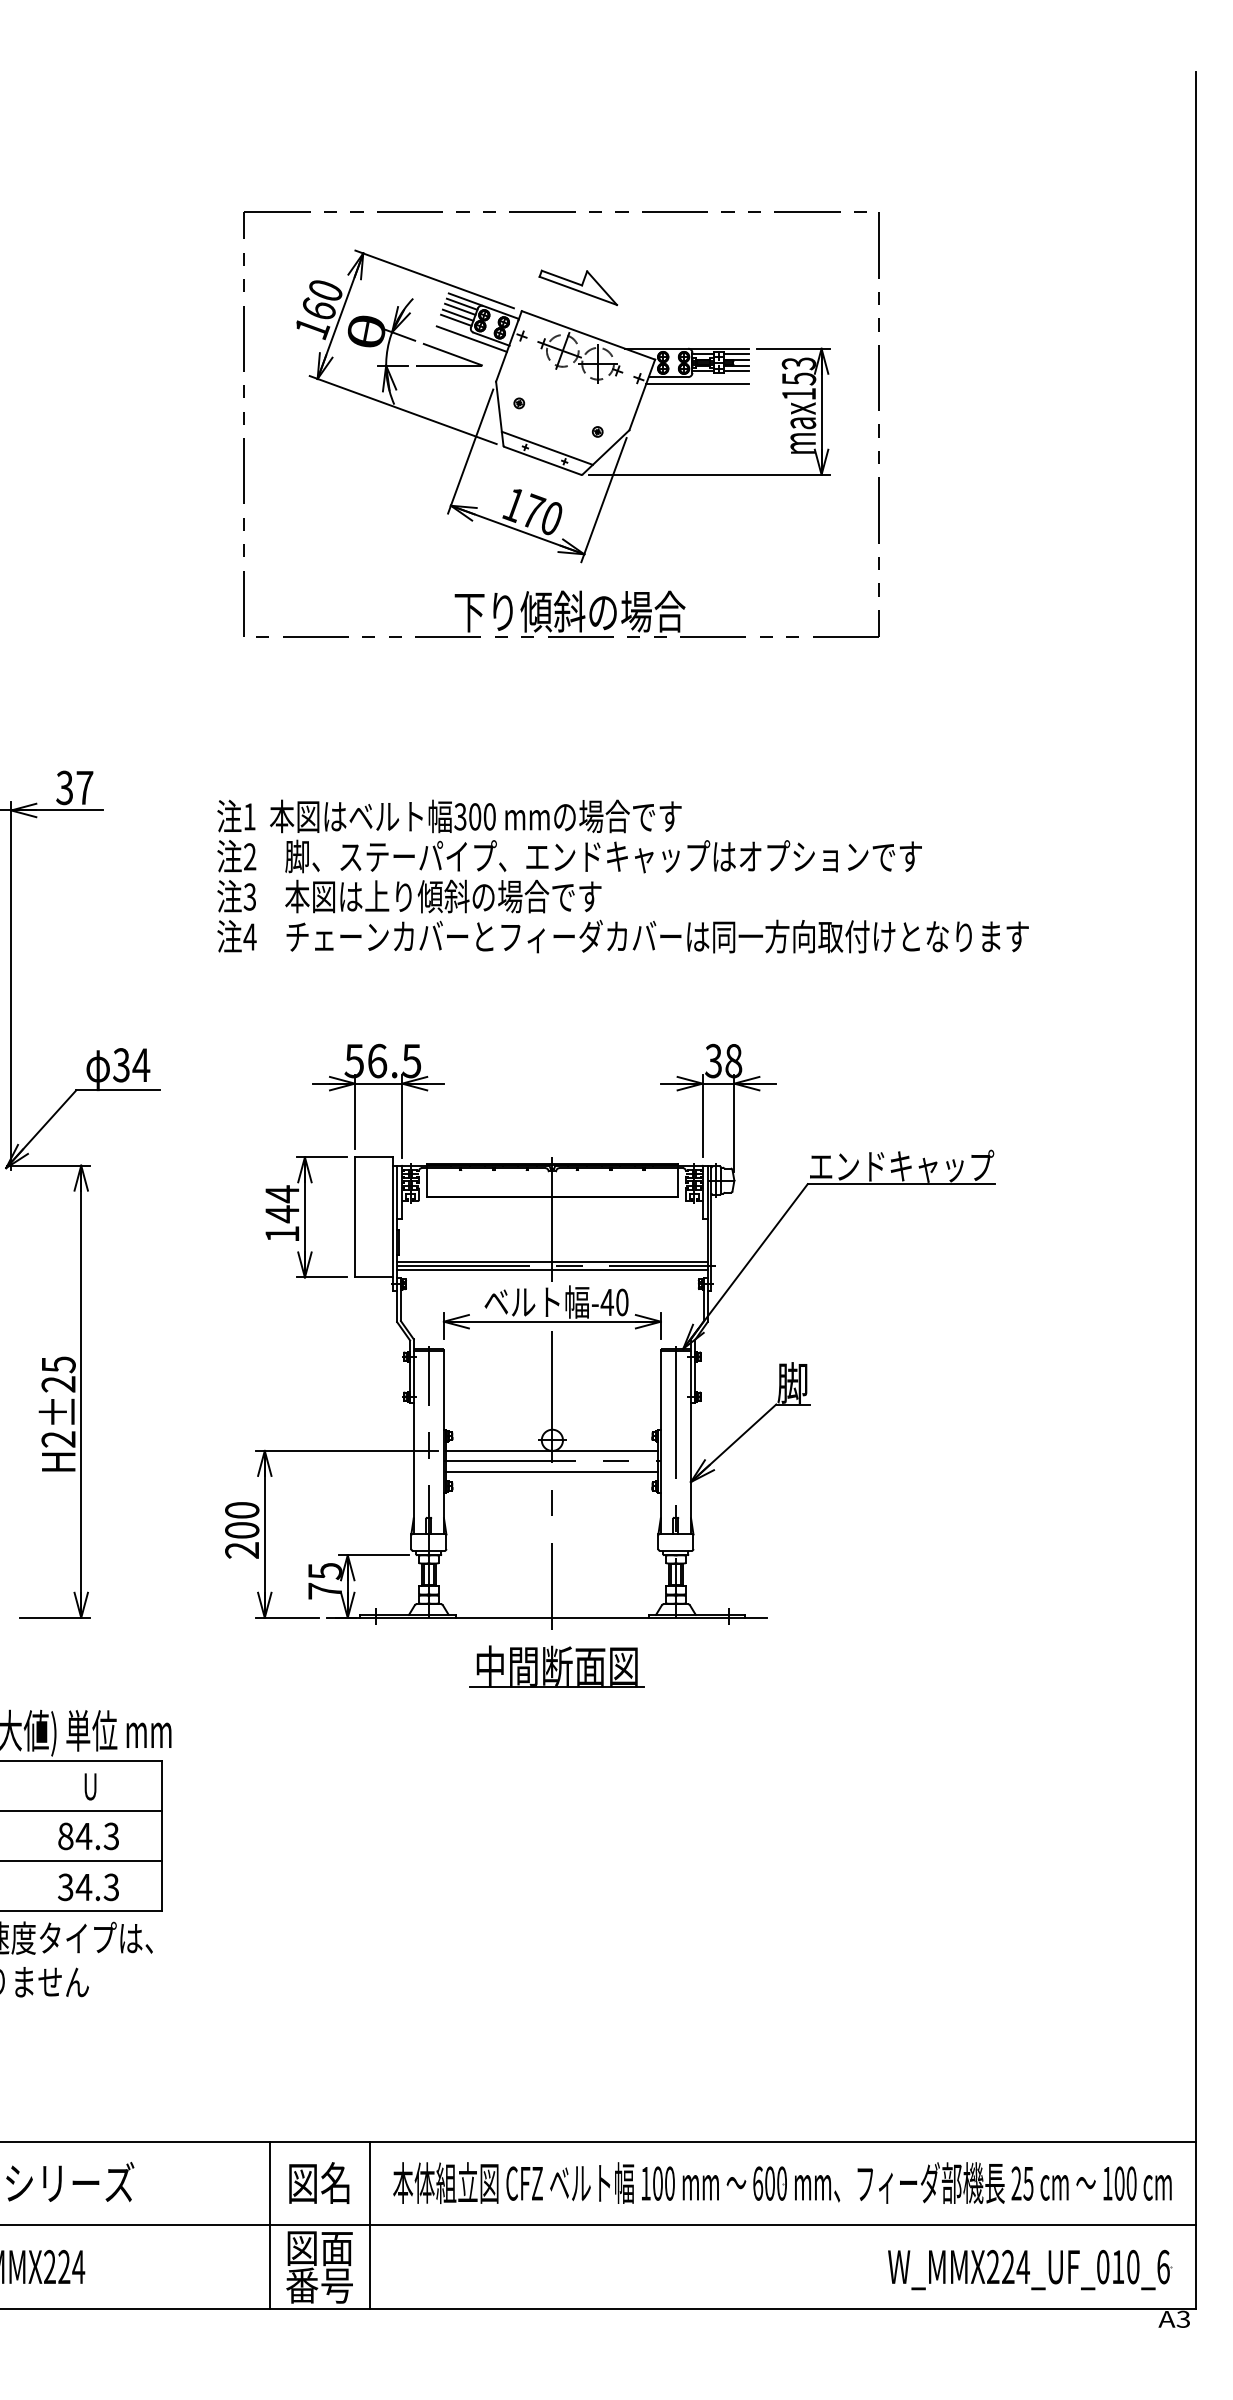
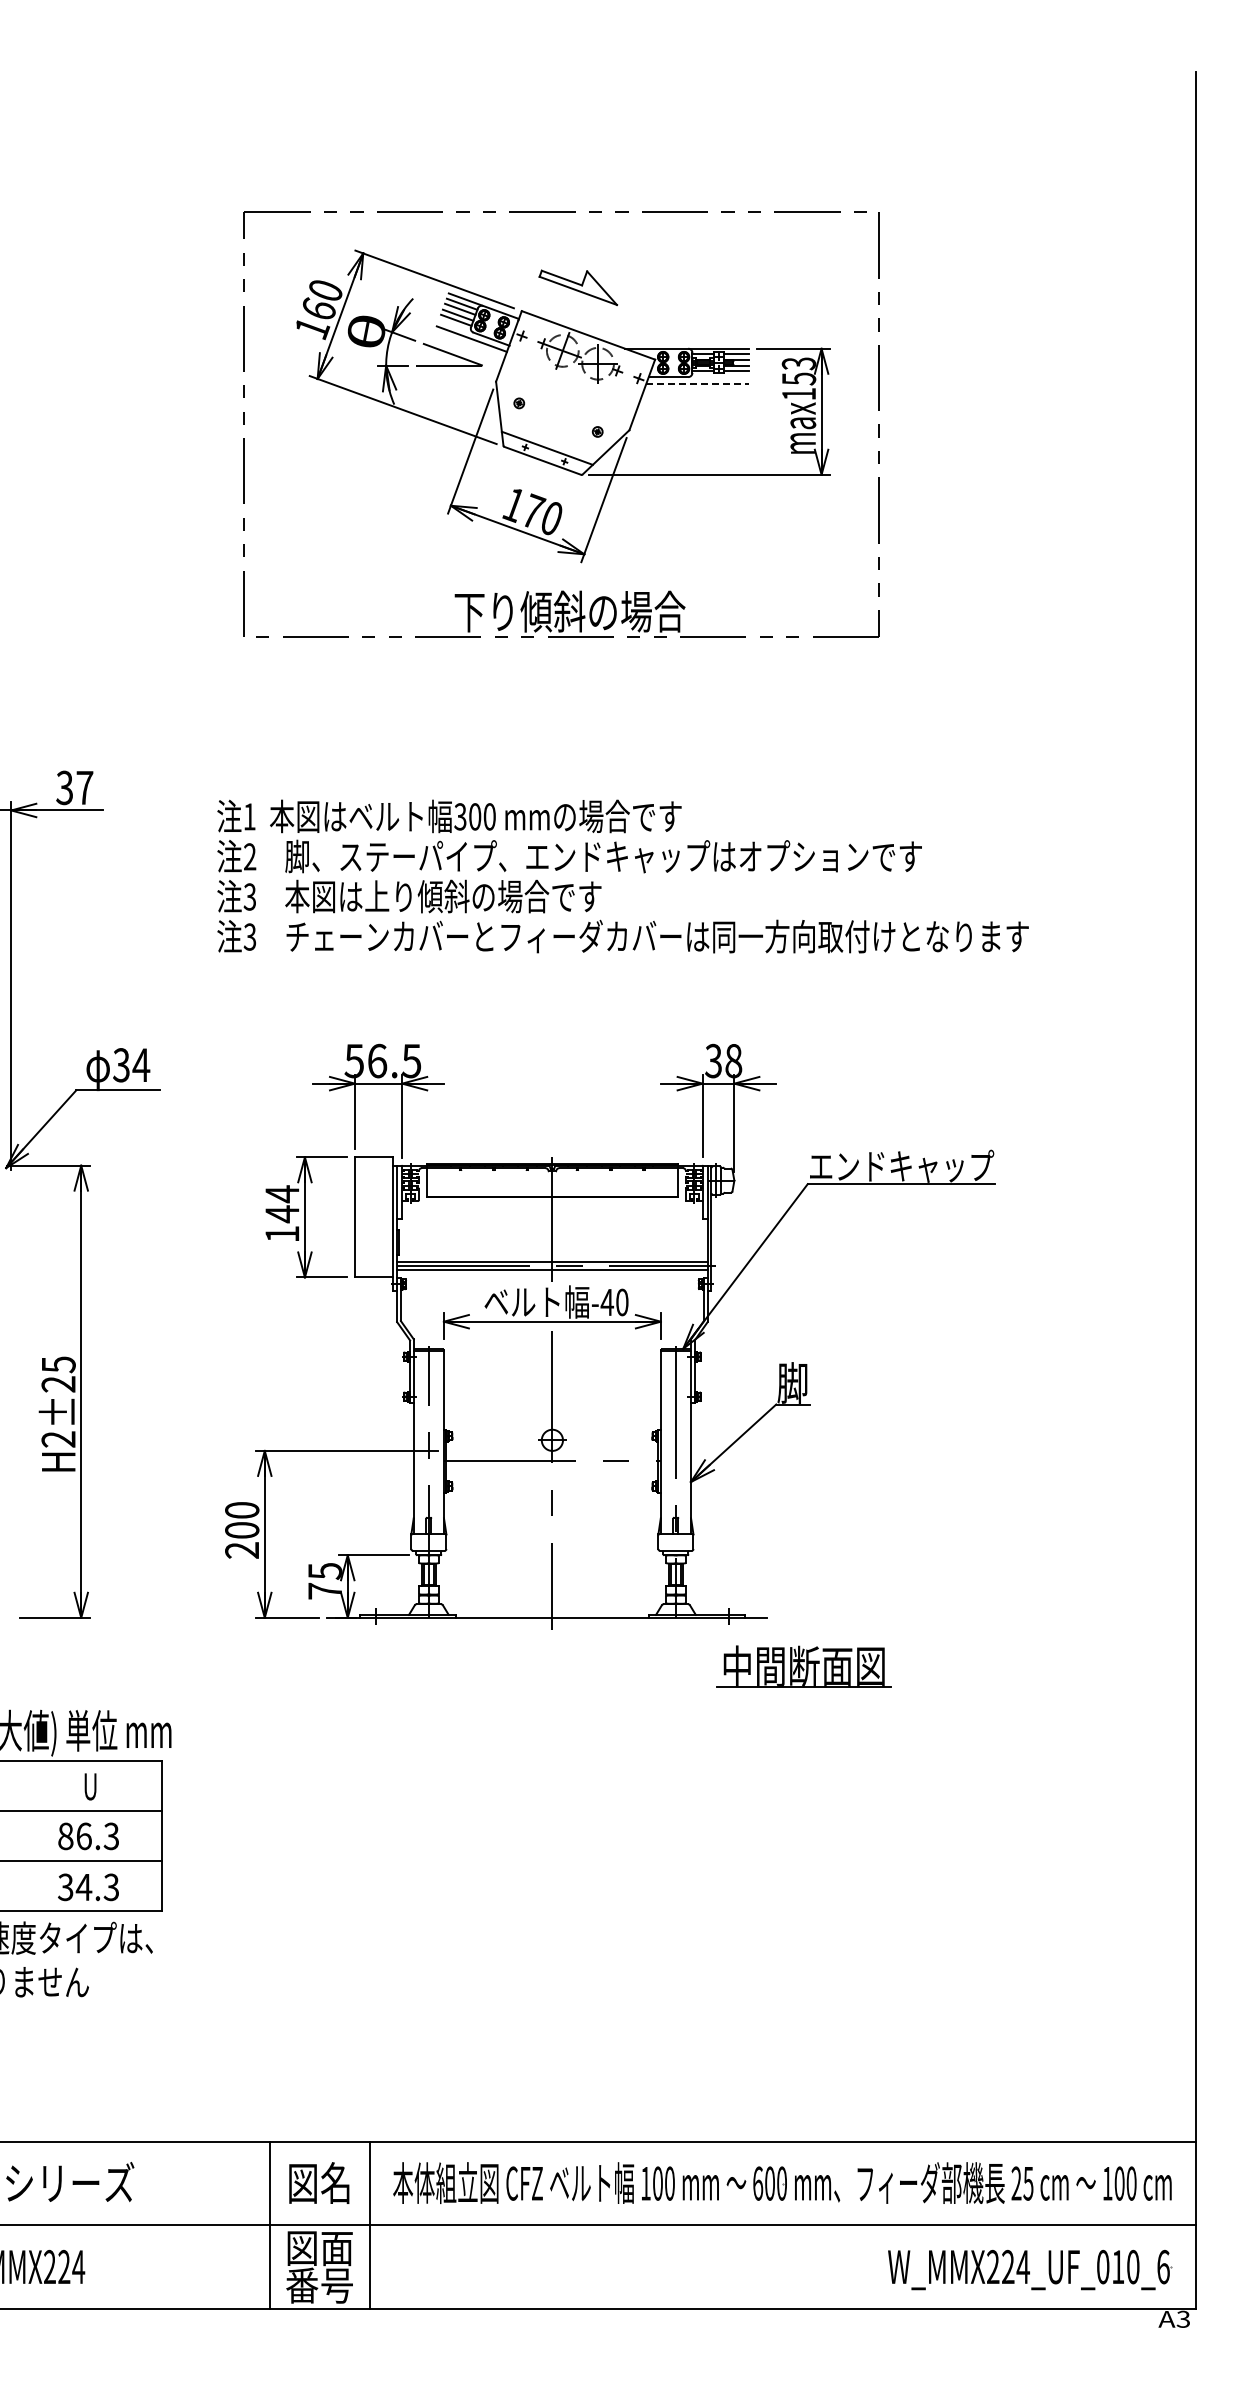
line: solid -> dashed (698, 383)
text: 4 -> 3 (249, 936)
line: present -> none (552, 1450)
line: present -> none (552, 1471)
part position: (556, 1666) -> (803, 1666) (803, 1666)
text: 84.3 -> 86.3 (83, 1836)
